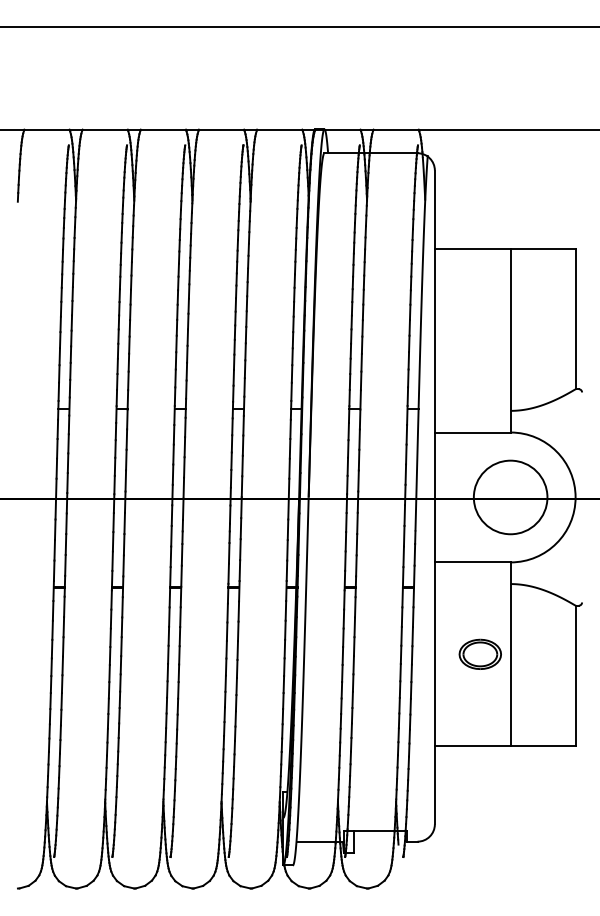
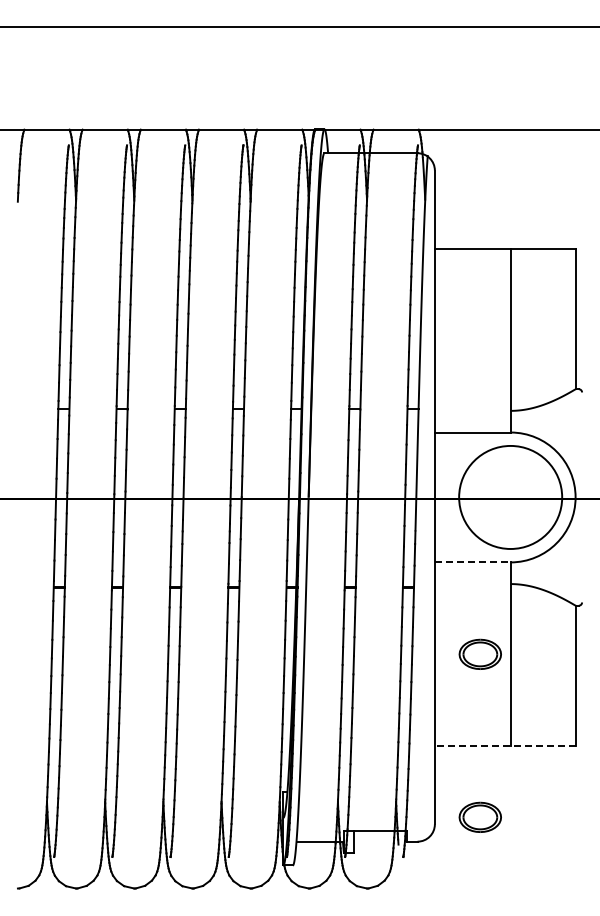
circle diameter: 74 px -> 103 px (510, 496)
line: solid -> dashed (472, 562)
line: solid -> dashed (504, 746)
part: none -> present (479, 816)
